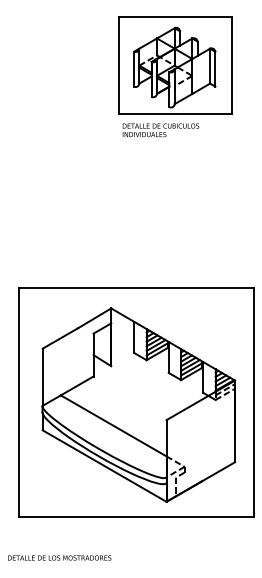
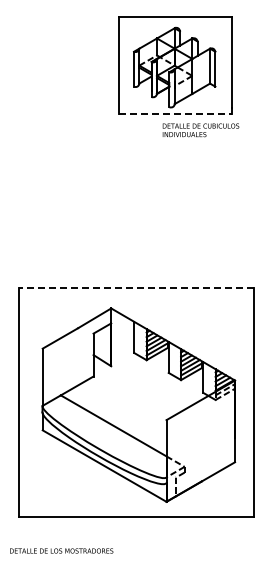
line: solid -> dashed (175, 114)
text position: (160, 130) -> (200, 130) (200, 130)
line: solid -> dashed (136, 287)
text position: (59, 557) -> (61, 550) (61, 550)
